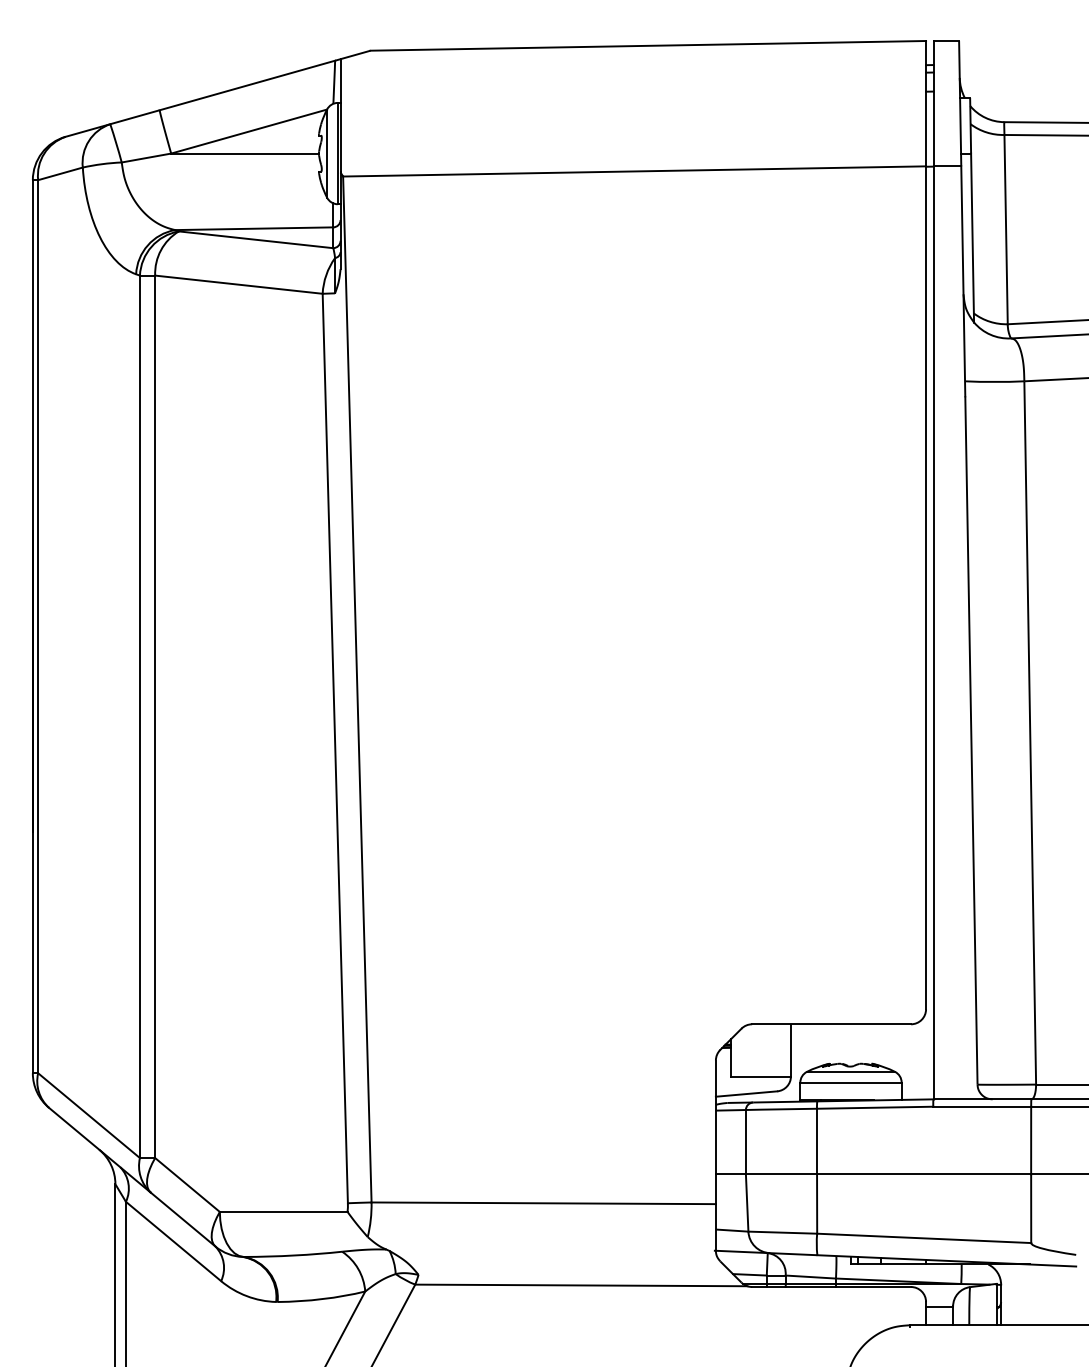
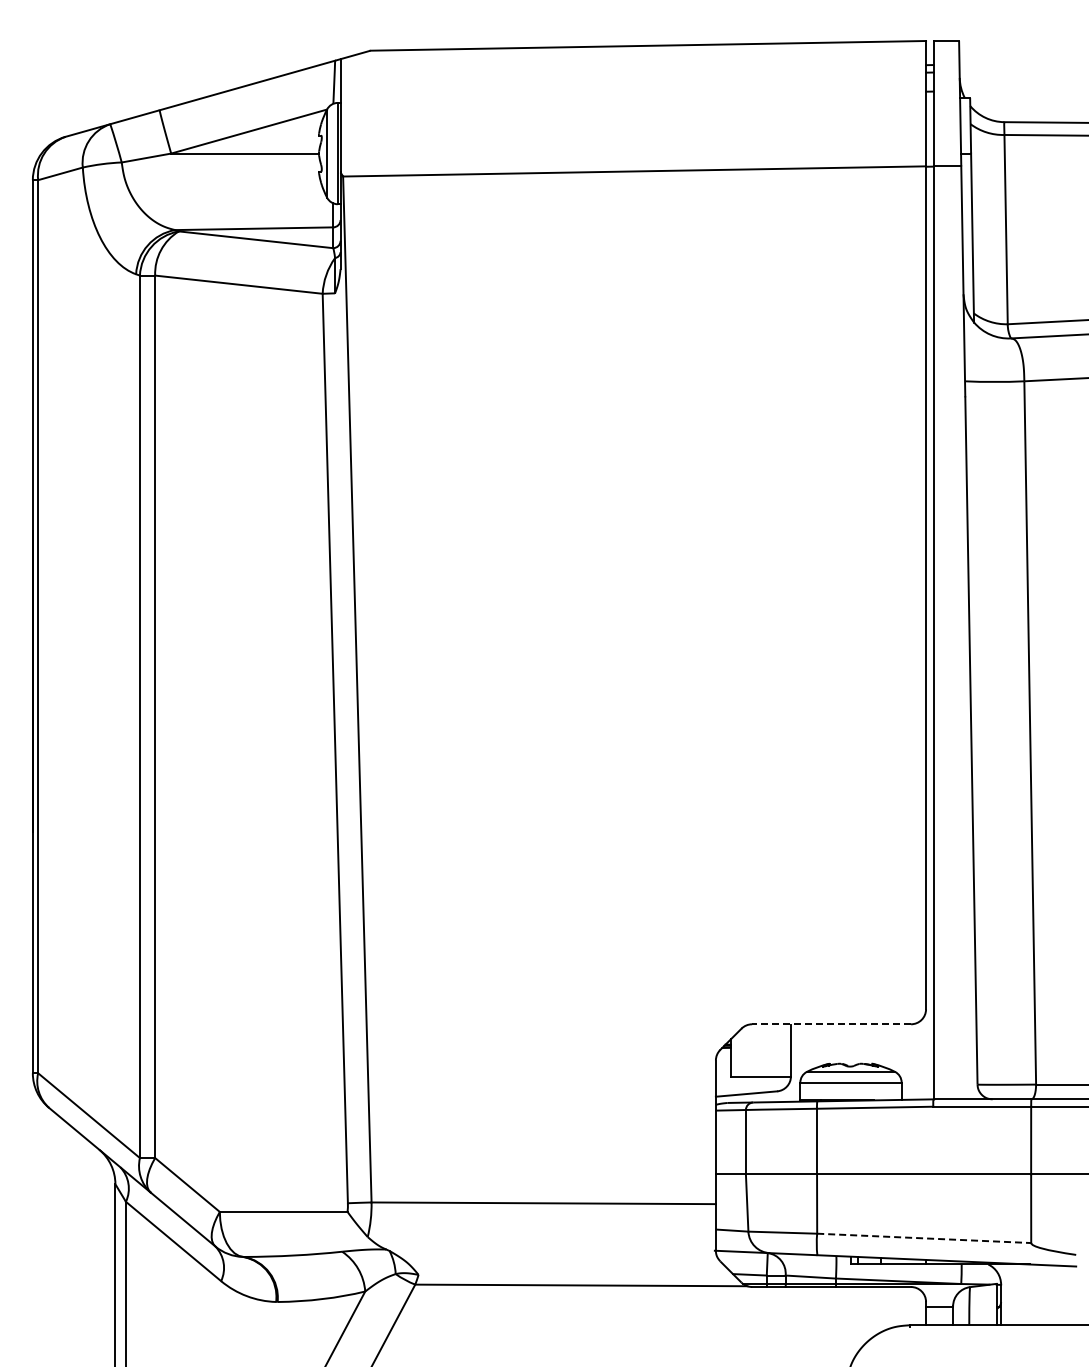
line: solid -> dashed (831, 1024)
line: solid -> dashed (924, 1238)
